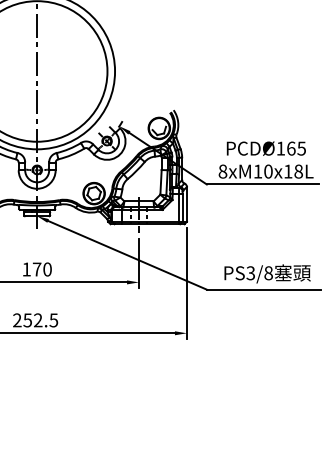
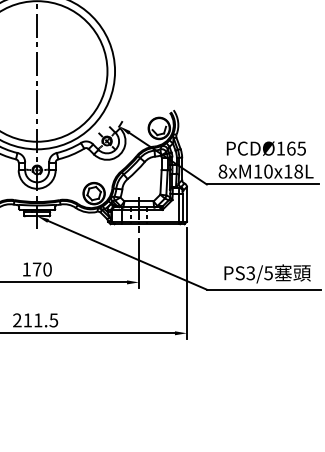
text: PS3/8 -> PS3/5 (268, 273)
text: 252.5 -> 211.5 (32, 320)
